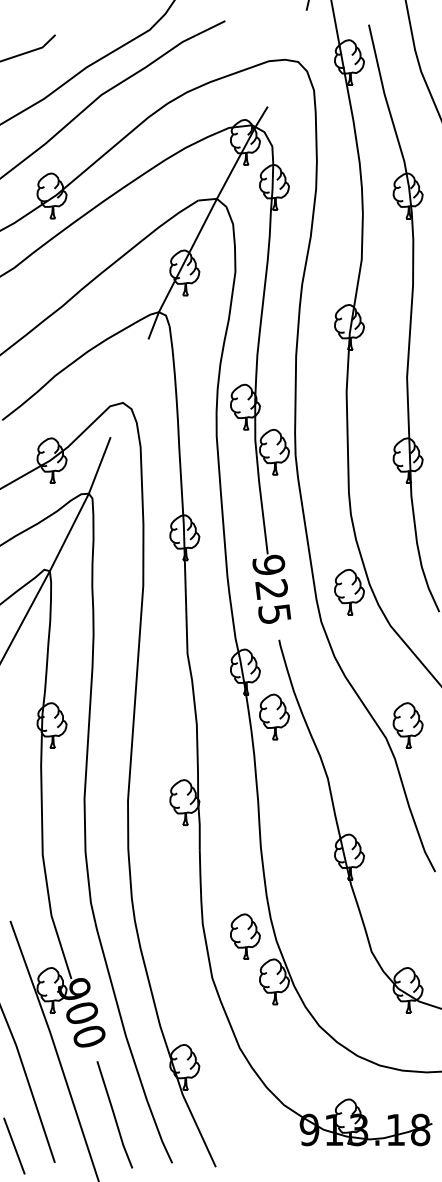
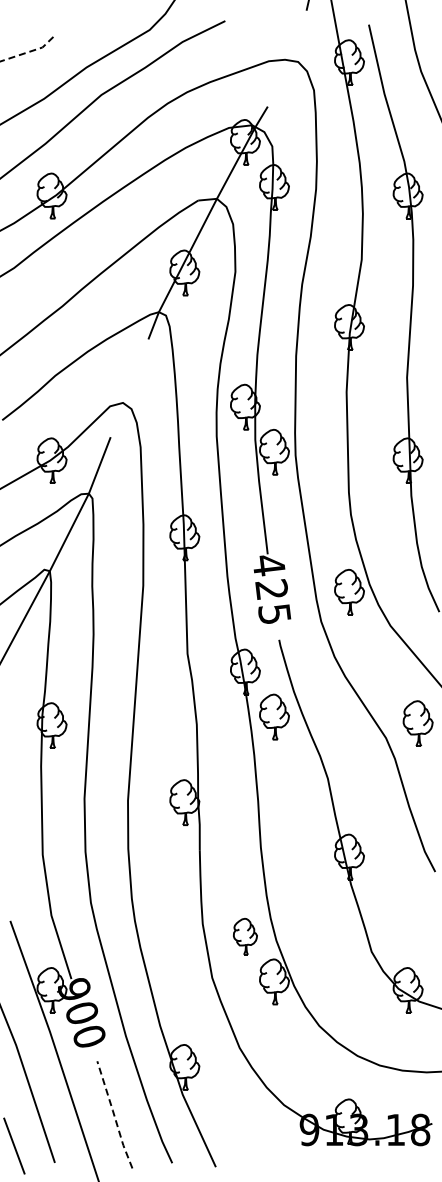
line: solid -> dashed (31, 51)
text: 925 -> 425 (268, 565)
part position: (407, 725) -> (417, 723) (417, 723)
part size: 31x47 px -> 25x38 px (245, 936)
line: solid -> dashed (114, 1114)
